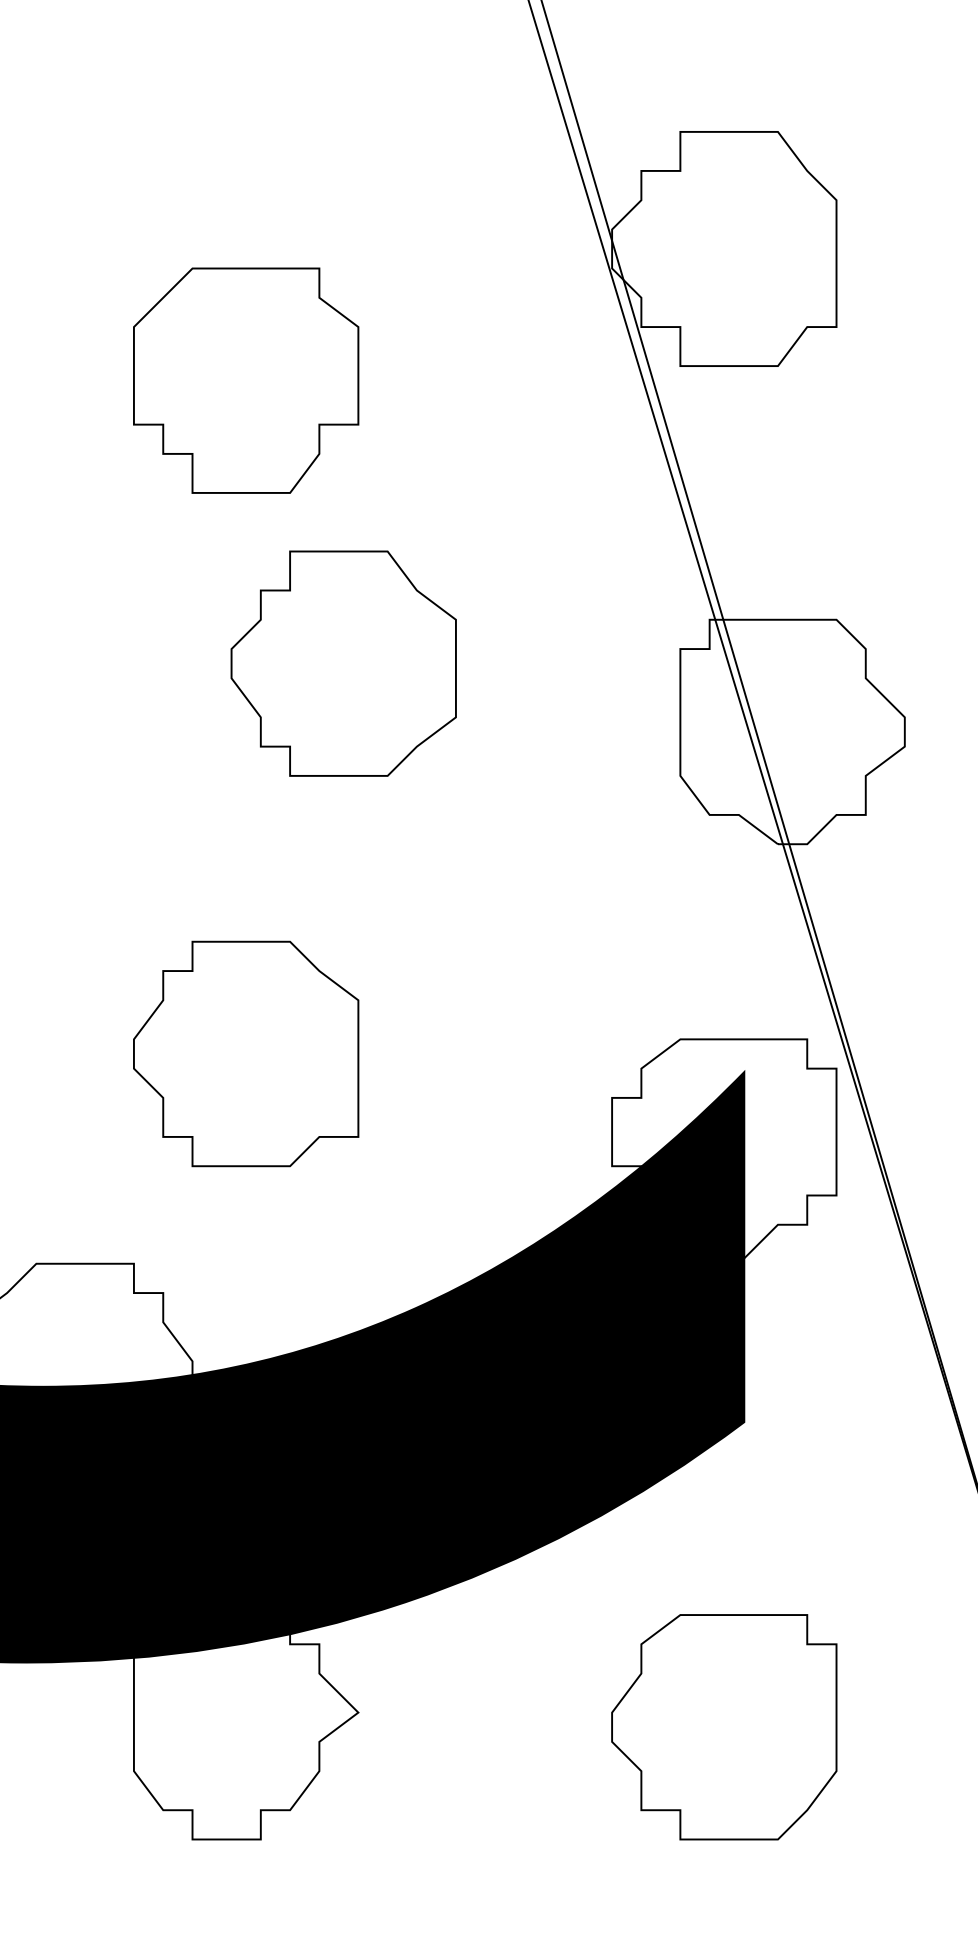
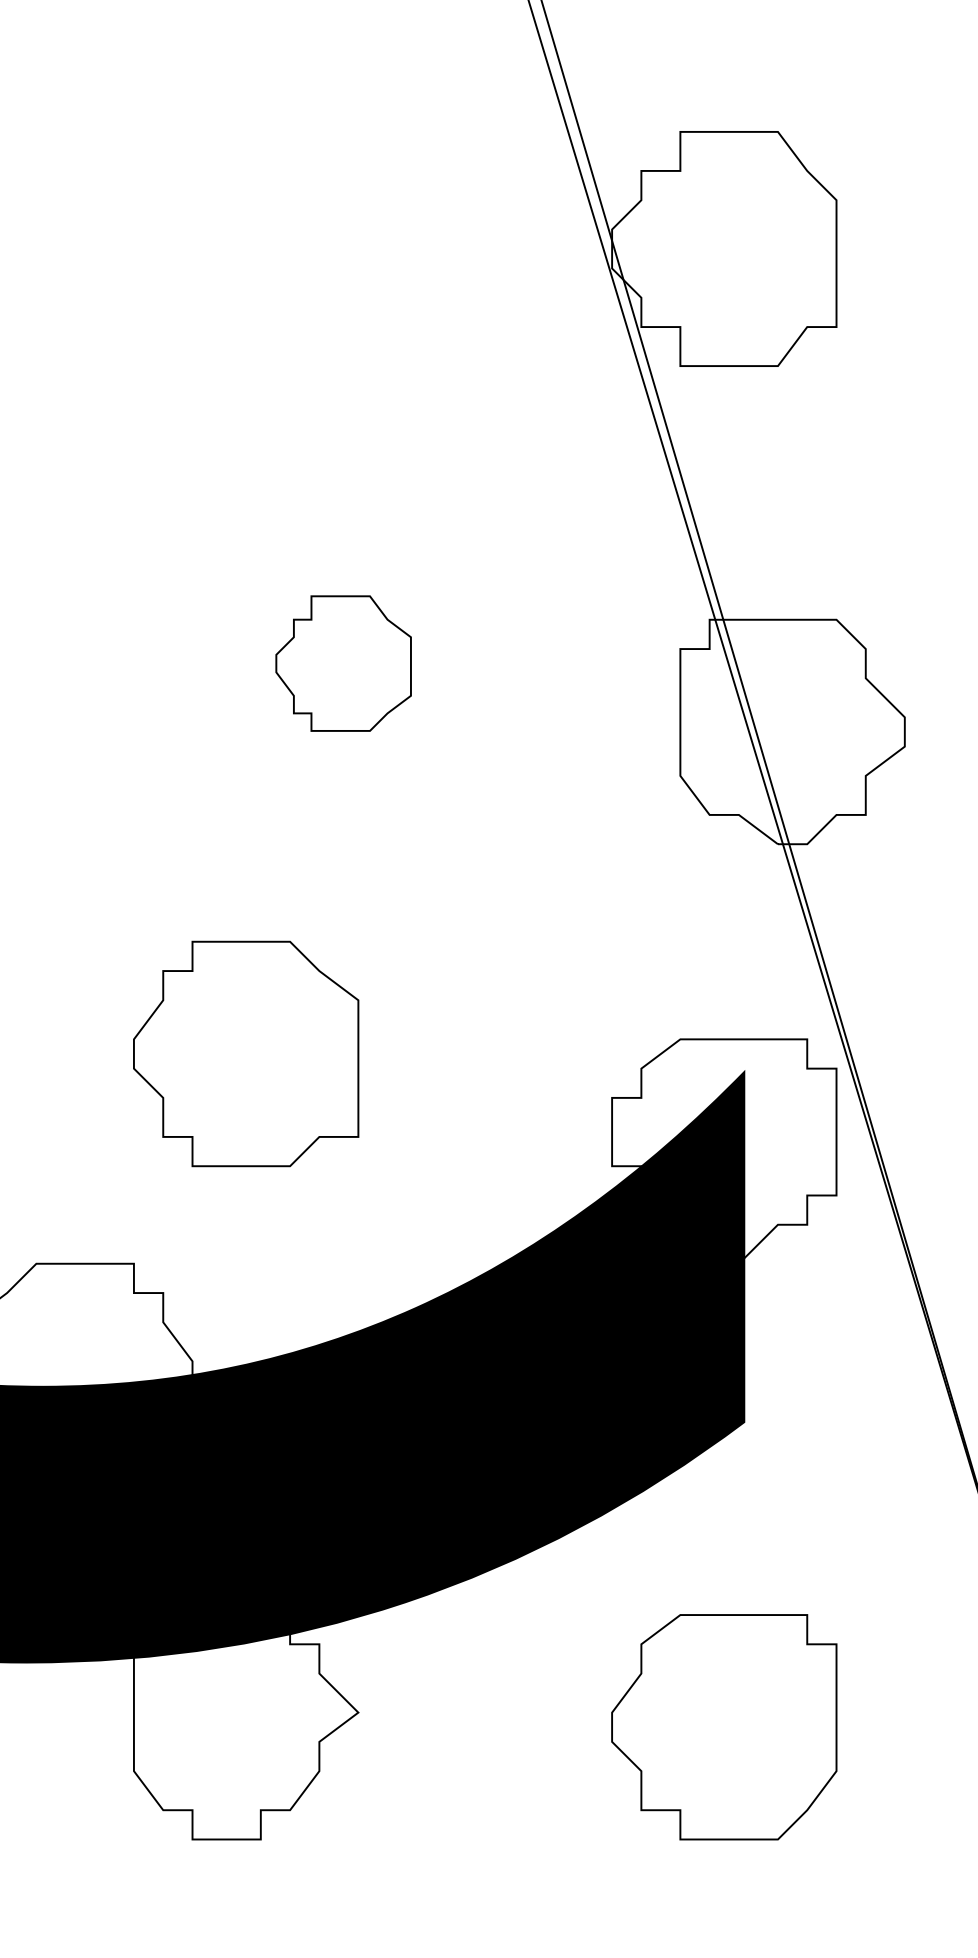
part: present -> none (246, 380)
part size: 227x227 px -> 137x137 px (343, 663)
